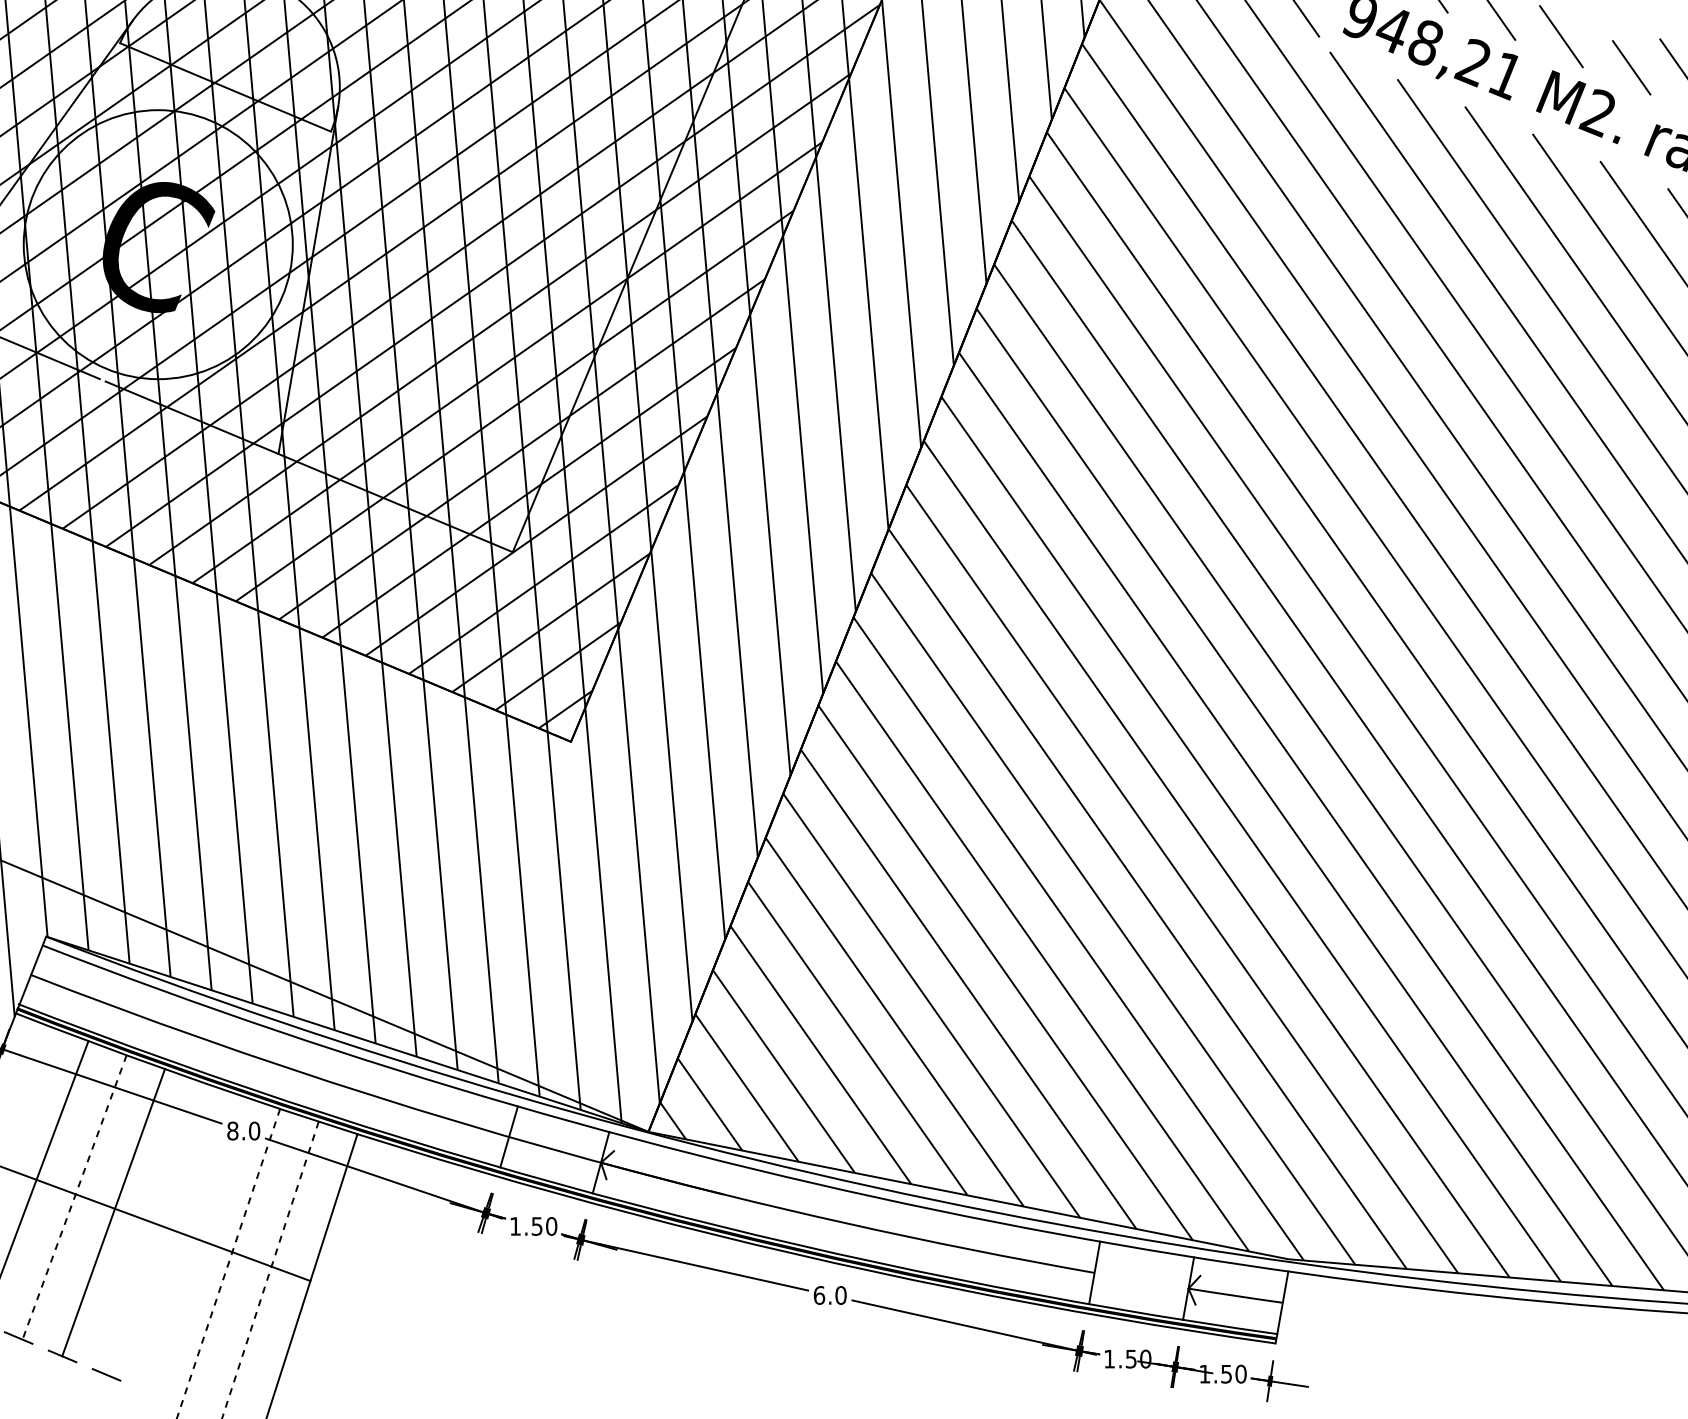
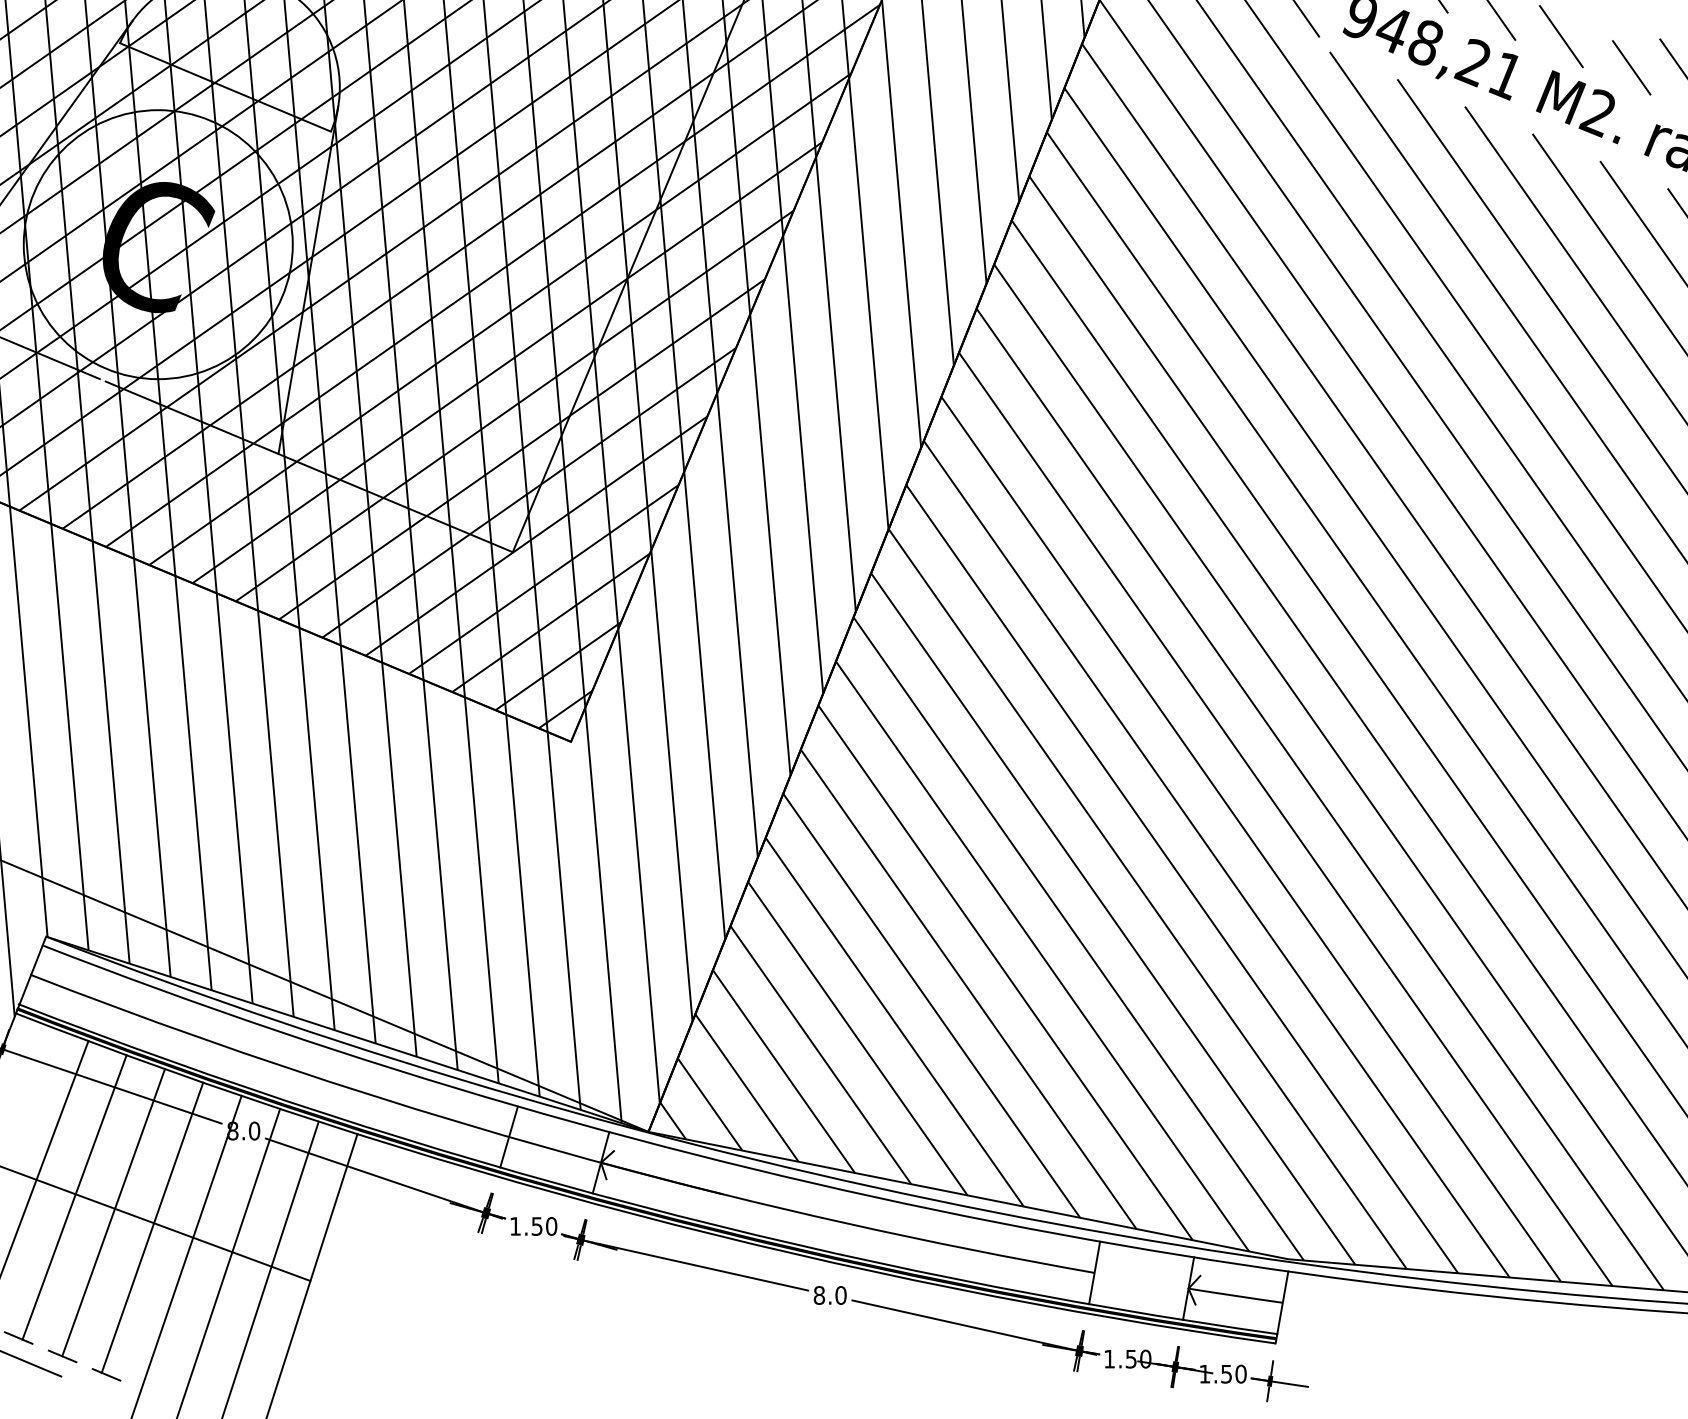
line: dashed -> solid (74, 1197)
line: none -> present (152, 1227)
line: none -> present (186, 1255)
line: dashed -> solid (228, 1264)
line: dashed -> solid (270, 1270)
text: 6.0 -> 8.0 (819, 1295)
line: none -> present (31, 1363)
